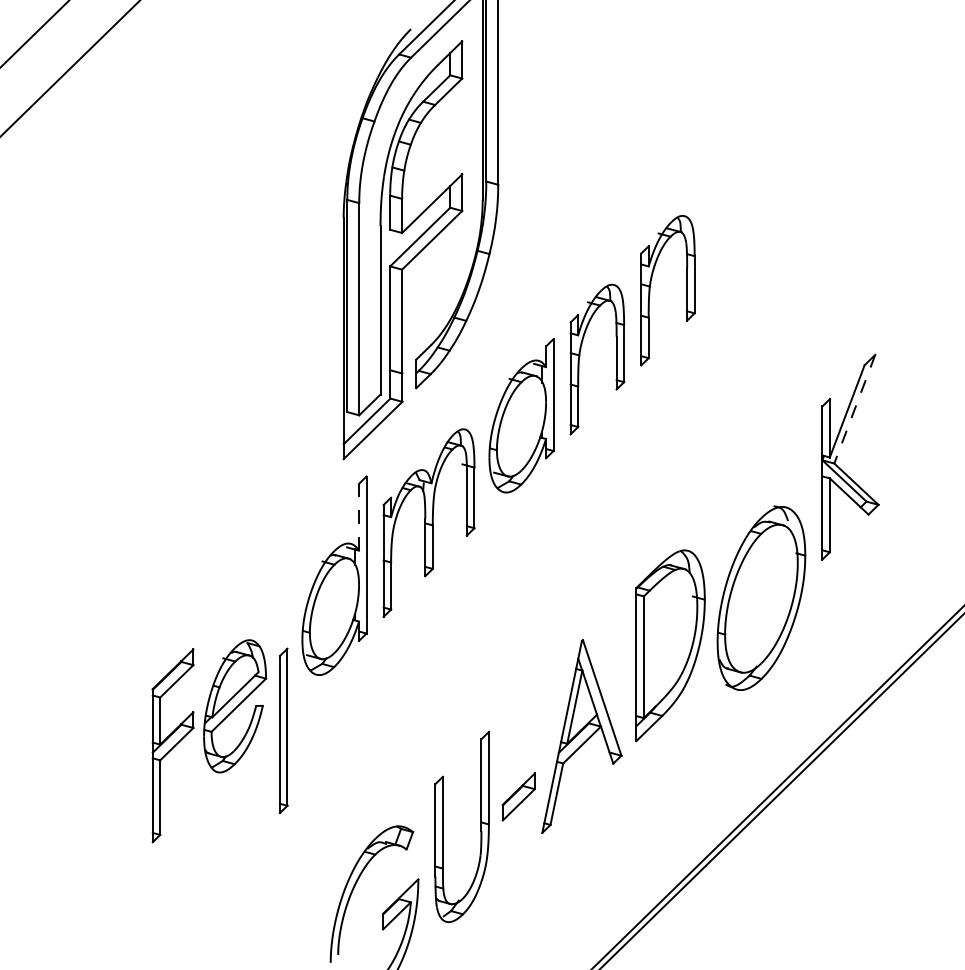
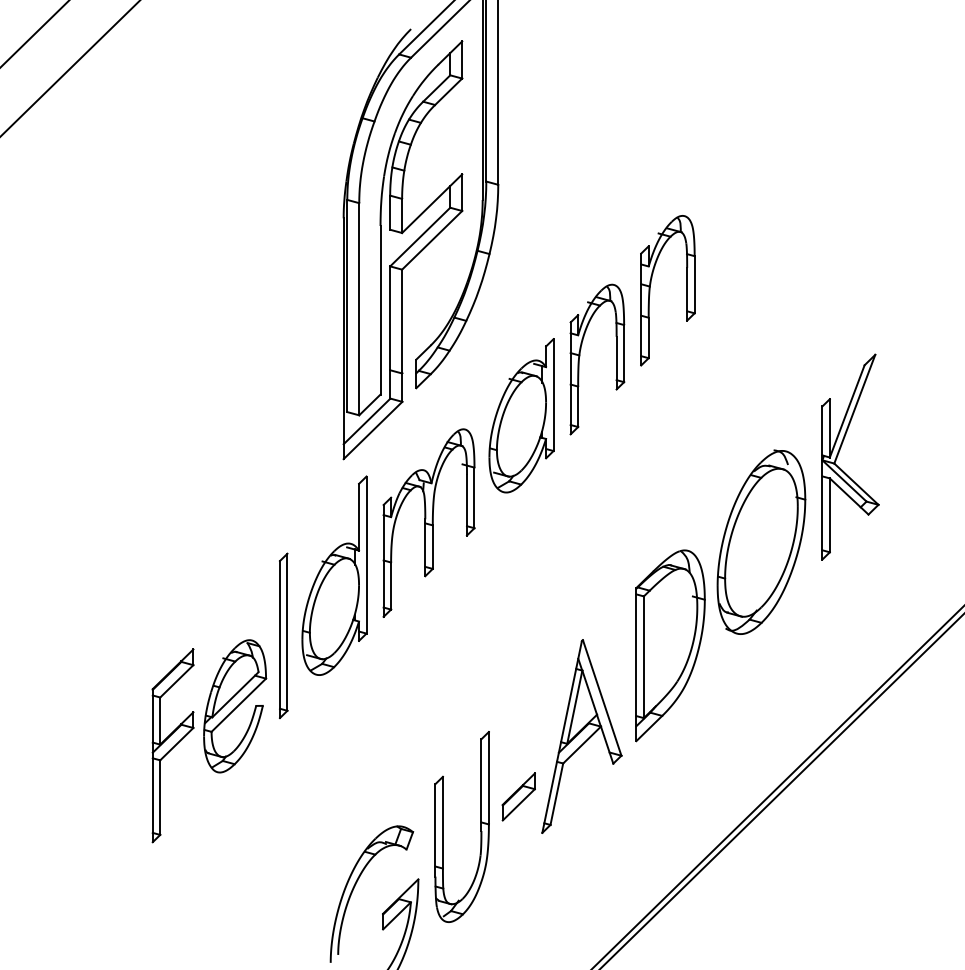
line: dashed -> solid (854, 409)
line: dashed -> solid (359, 516)
part position: (761, 597) -> (761, 541) (761, 541)
part position: (283, 730) -> (283, 635) (283, 635)
